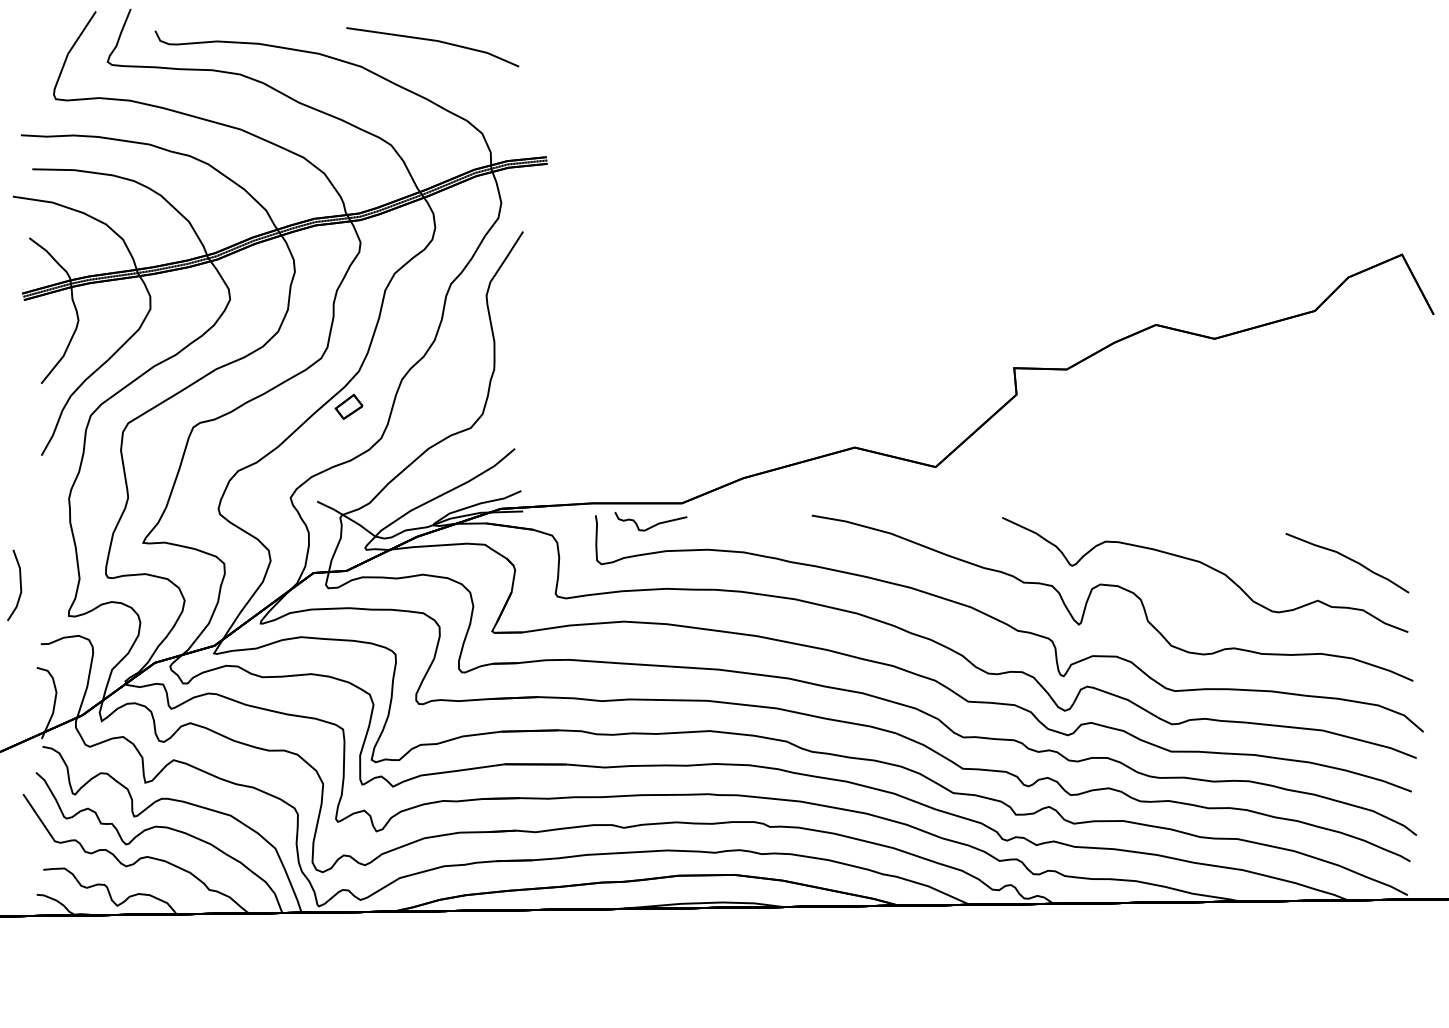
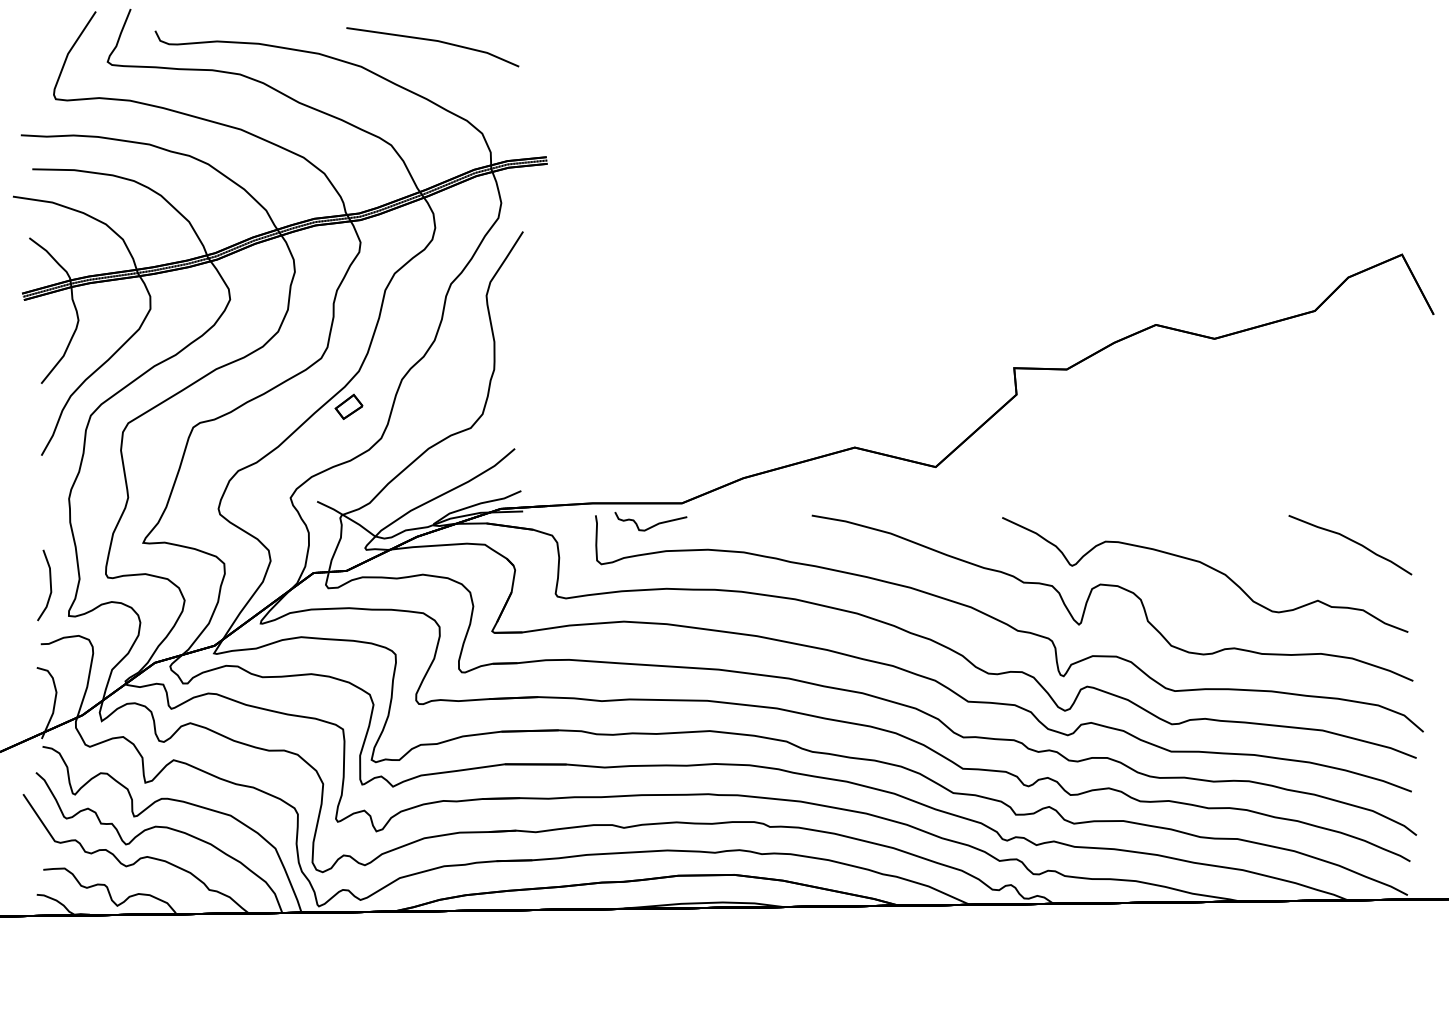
part position: (1347, 563) -> (1350, 545) (1350, 545)
line position: (19, 583) -> (49, 583) (49, 583)
